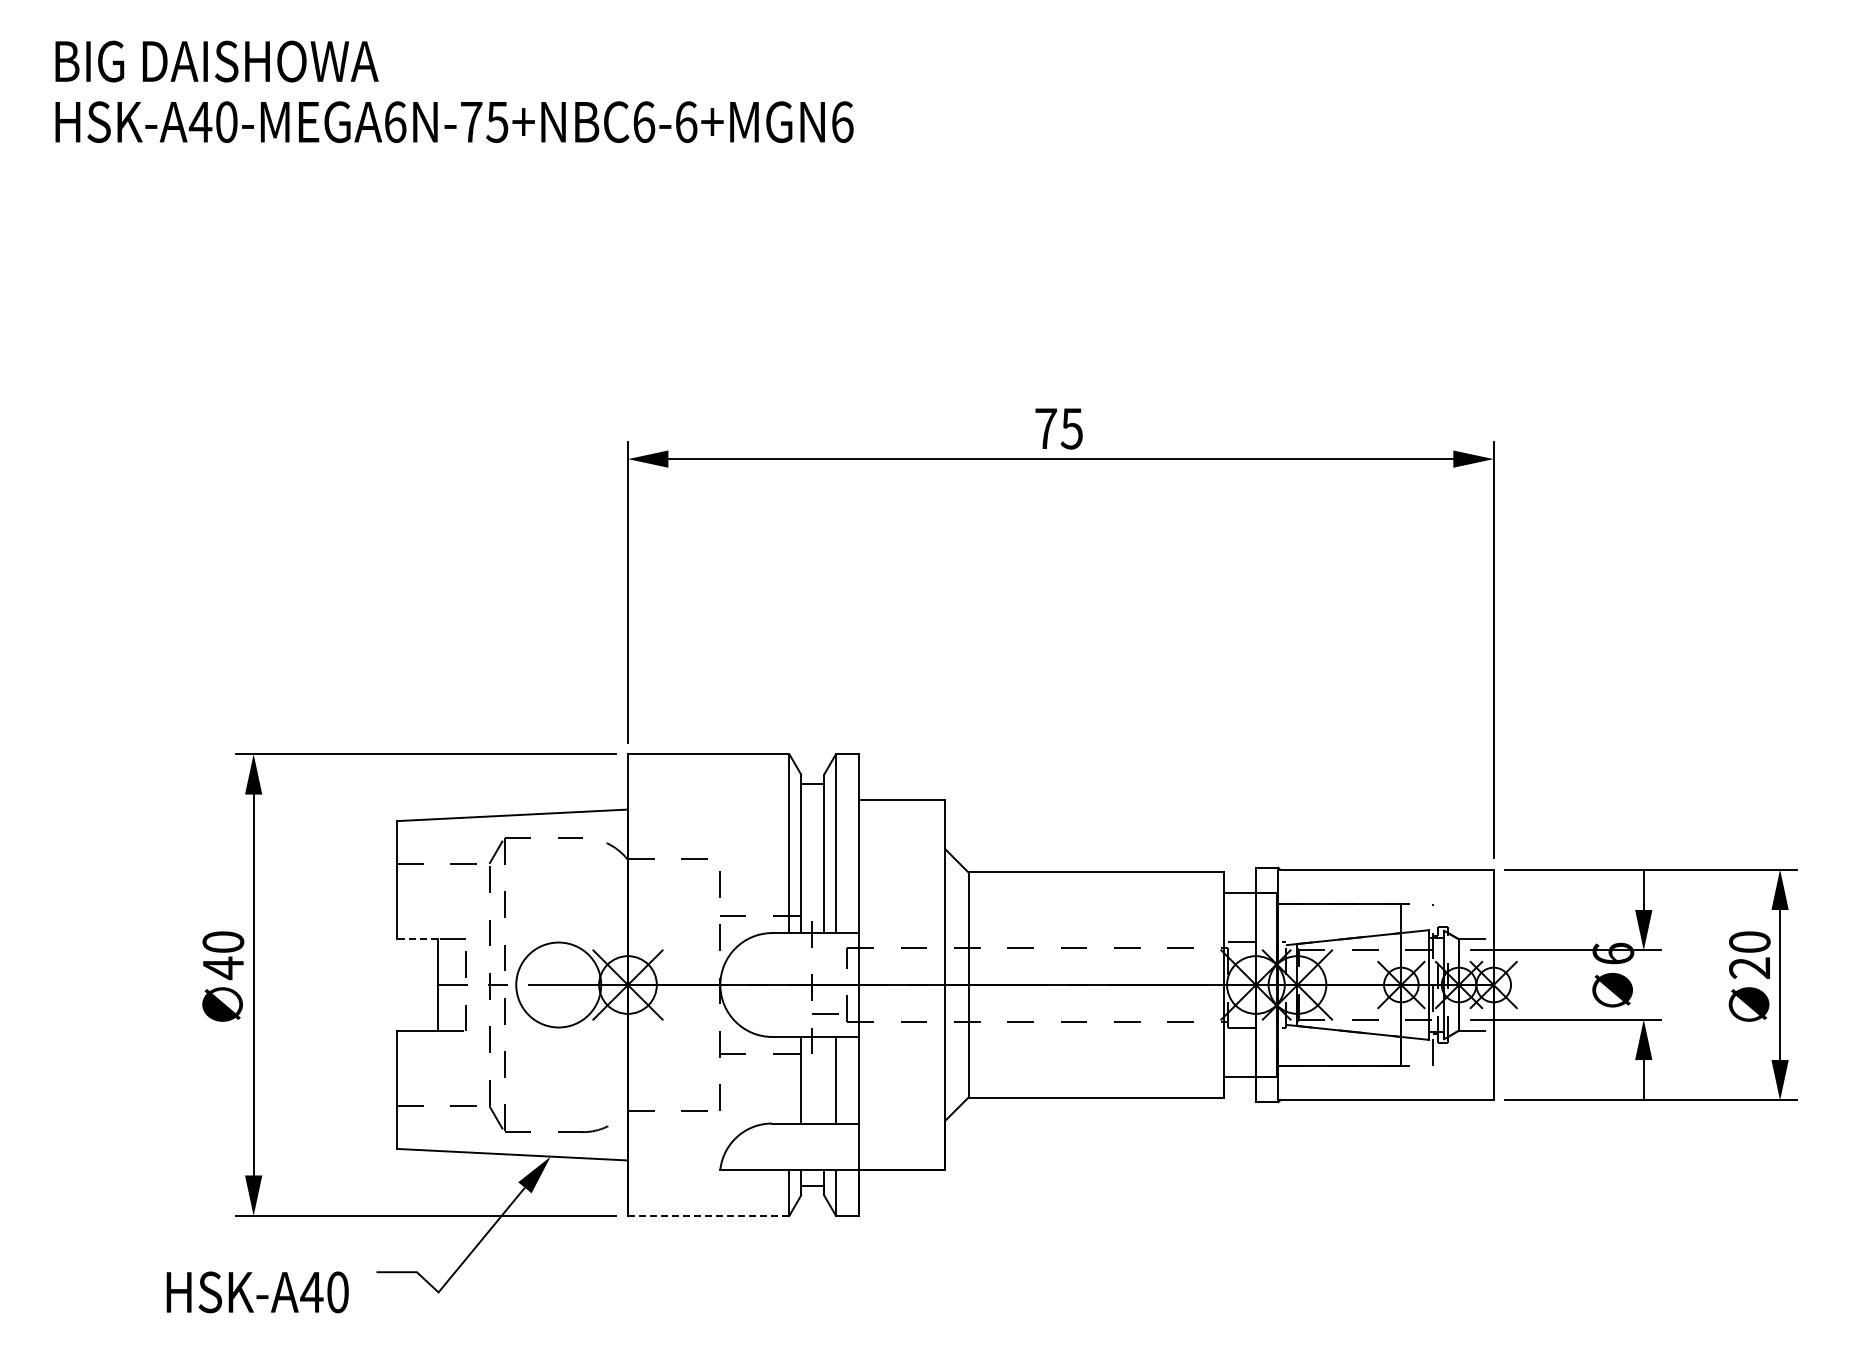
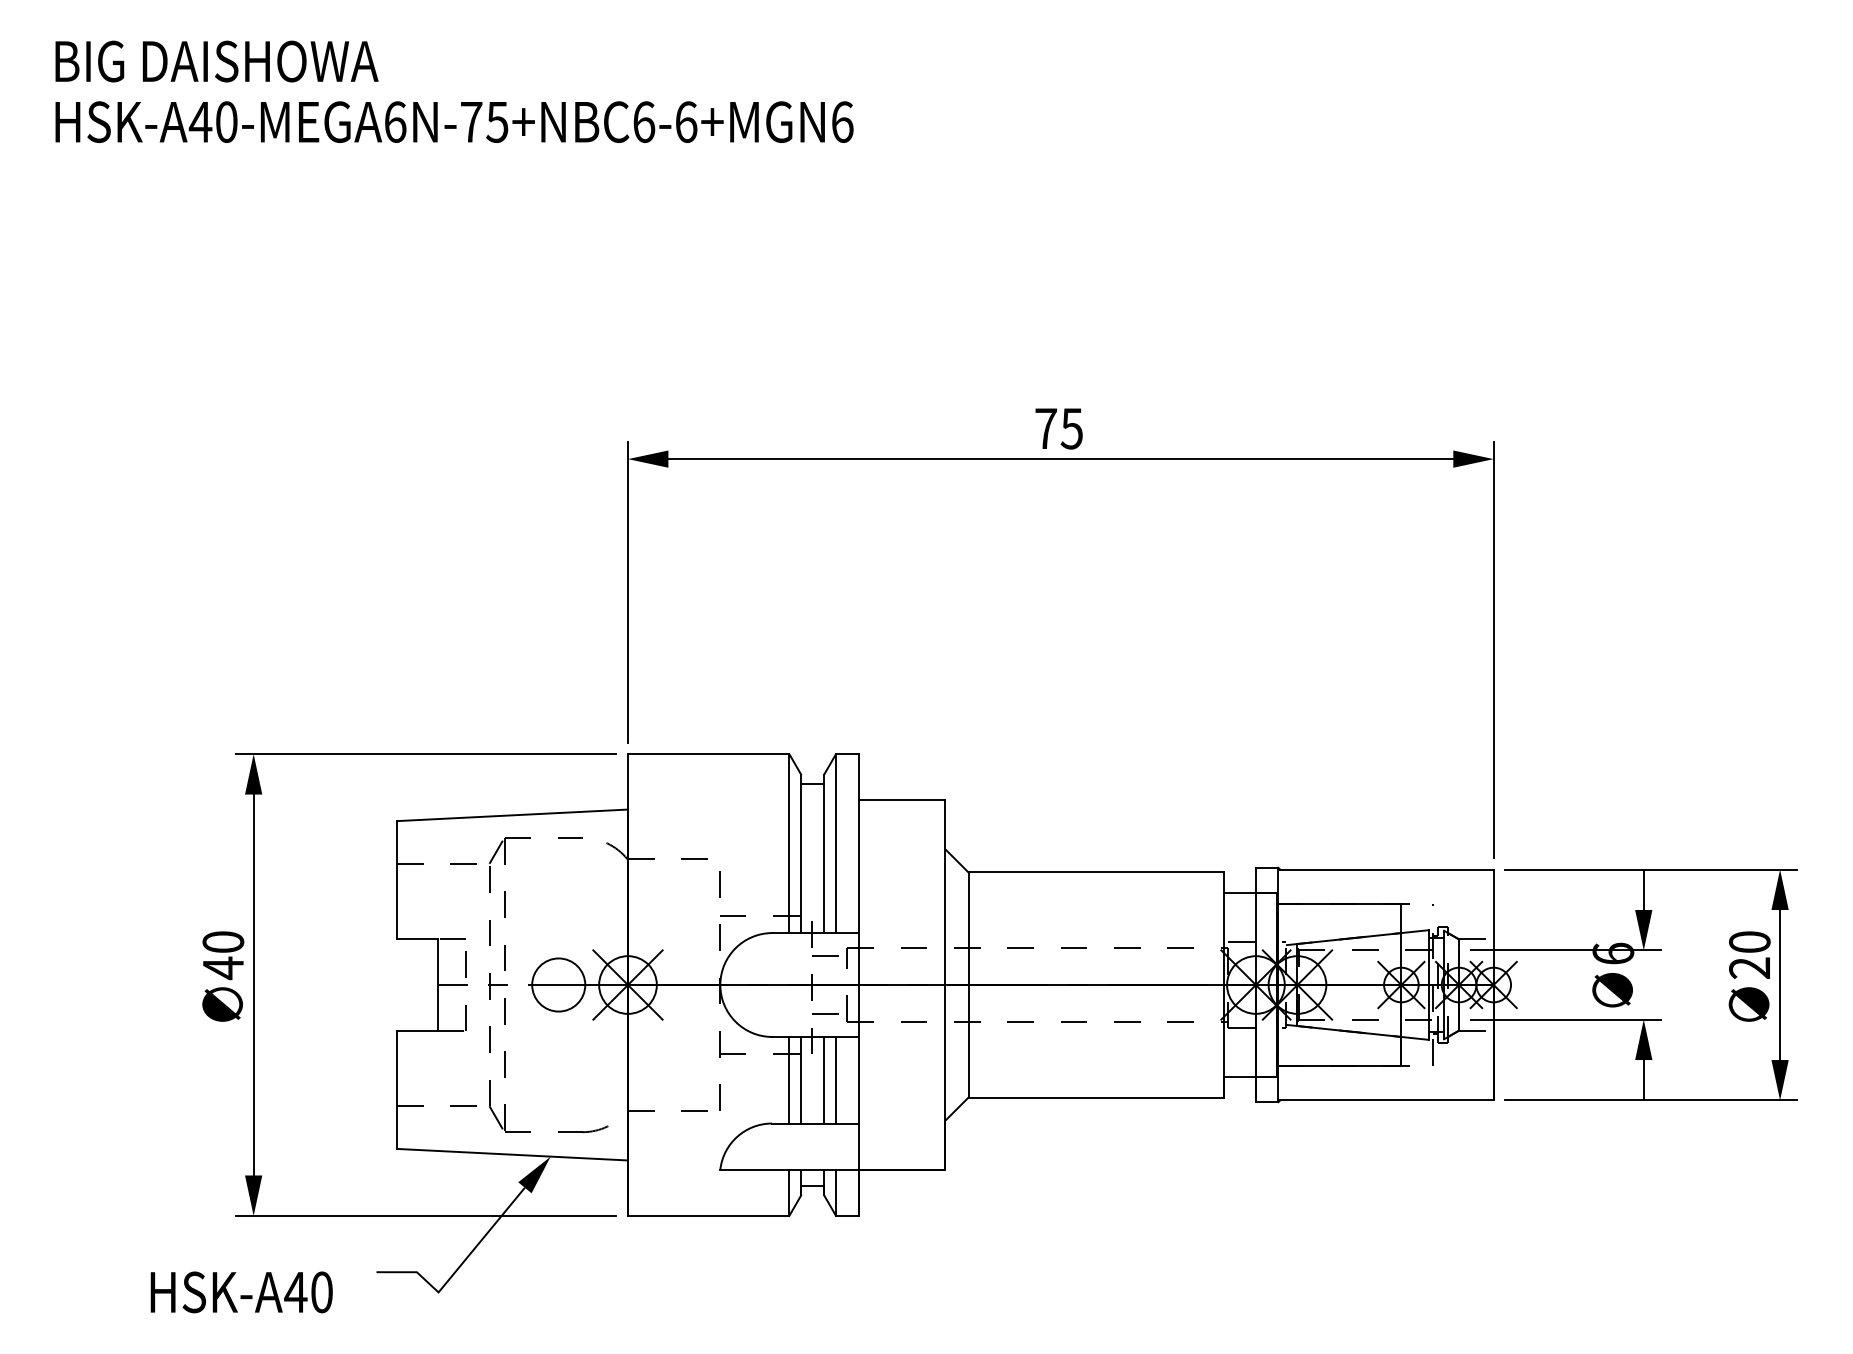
line: dashed -> solid (416, 938)
line: none -> present (825, 955)
circle diameter: 85 px -> 53 px (558, 984)
line: none -> present (789, 1079)
line: none -> present (824, 1079)
line: dashed -> solid (708, 1215)
text position: (257, 1292) -> (241, 1292) (241, 1292)
